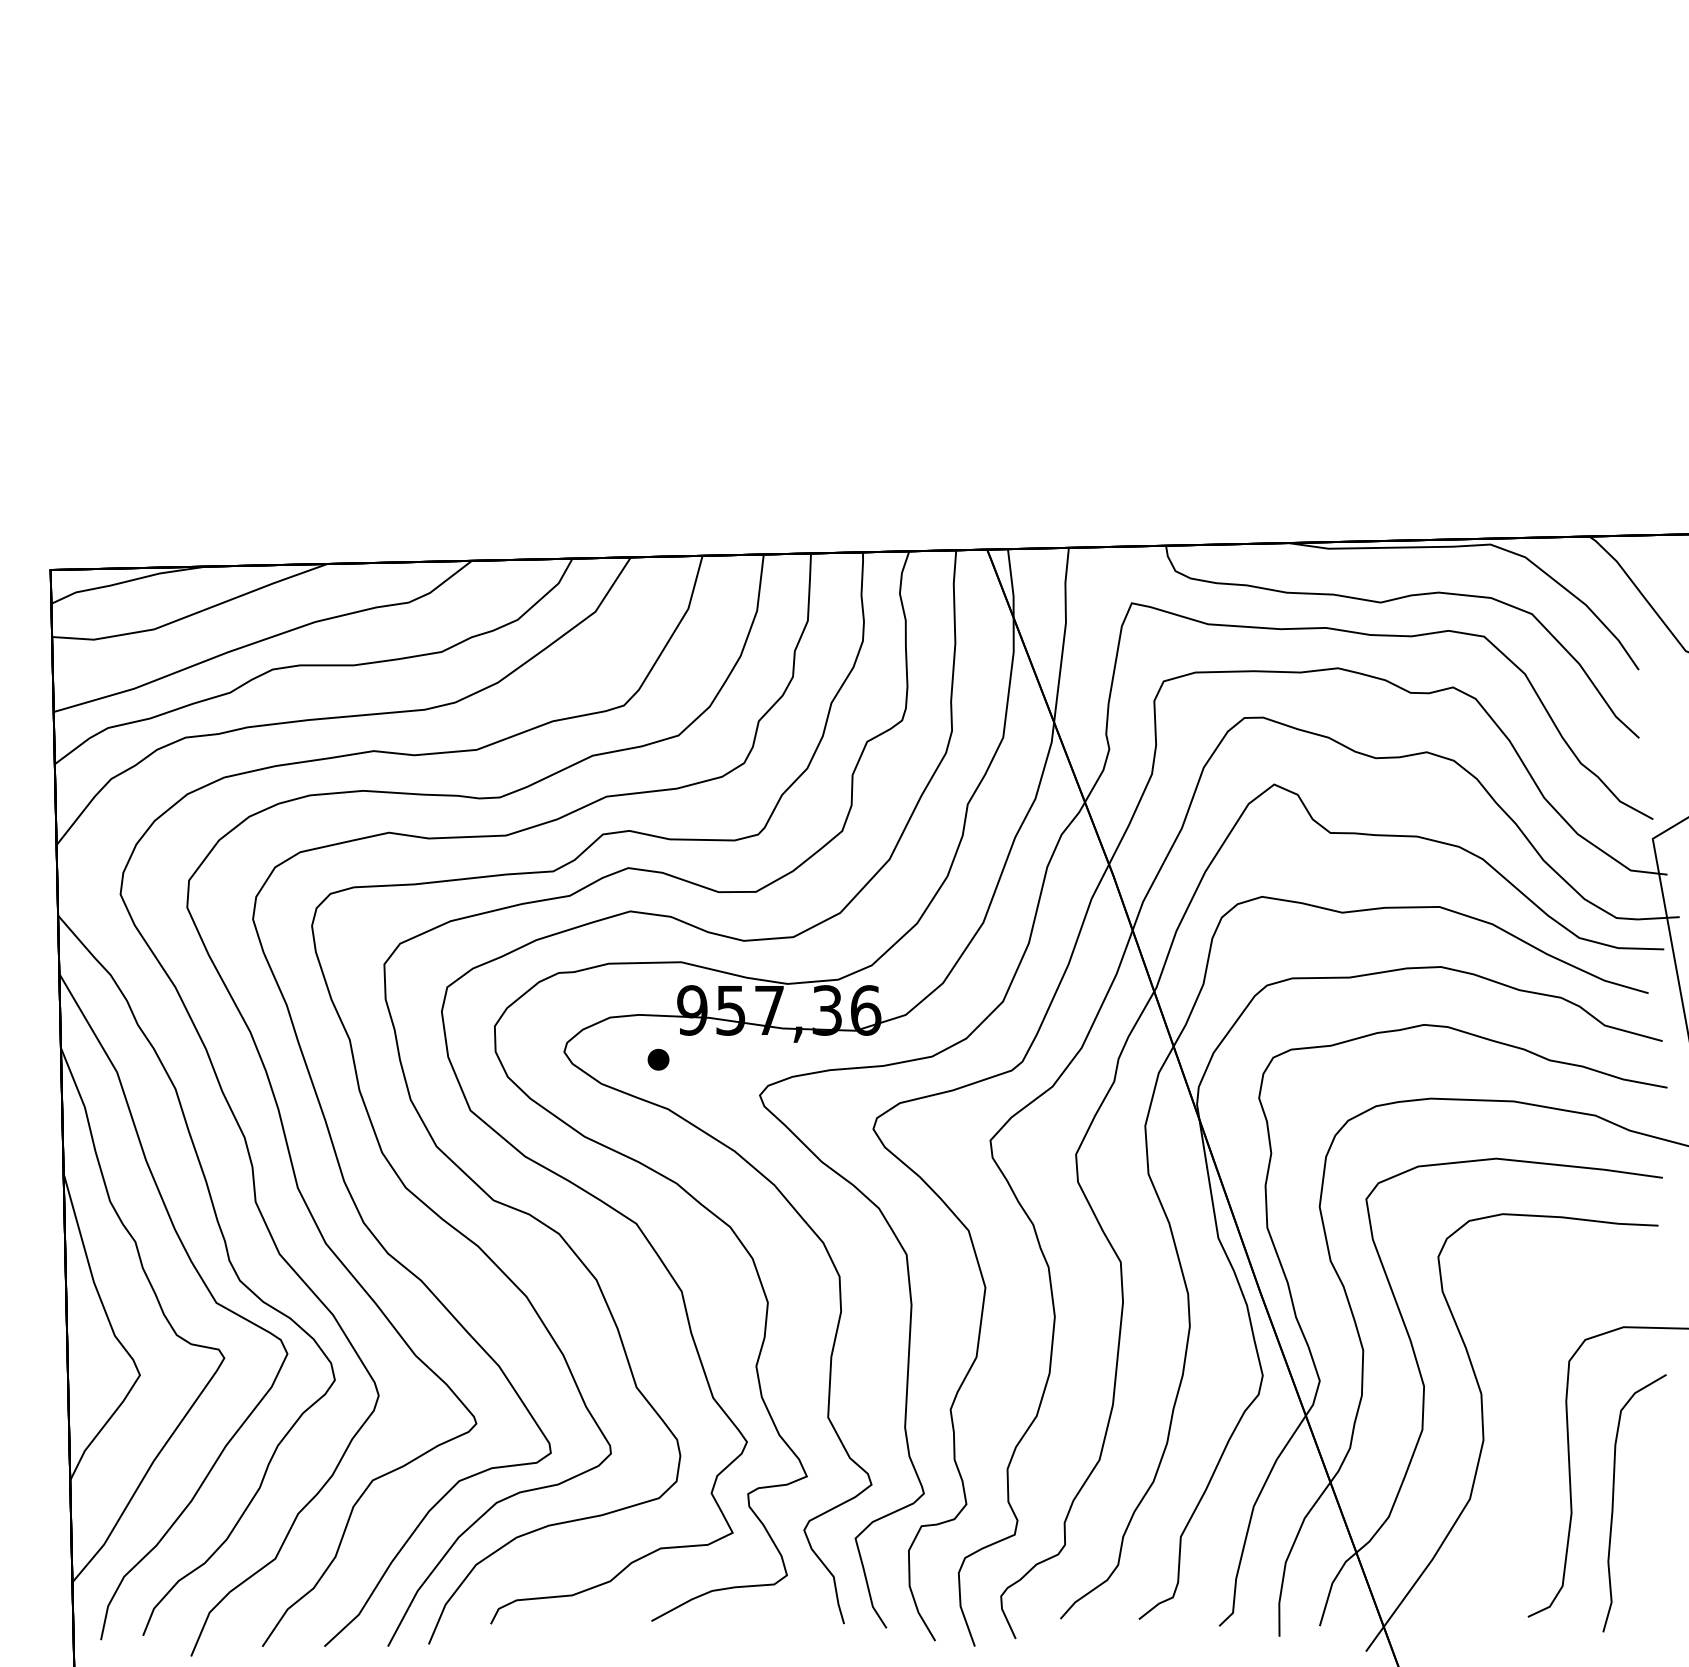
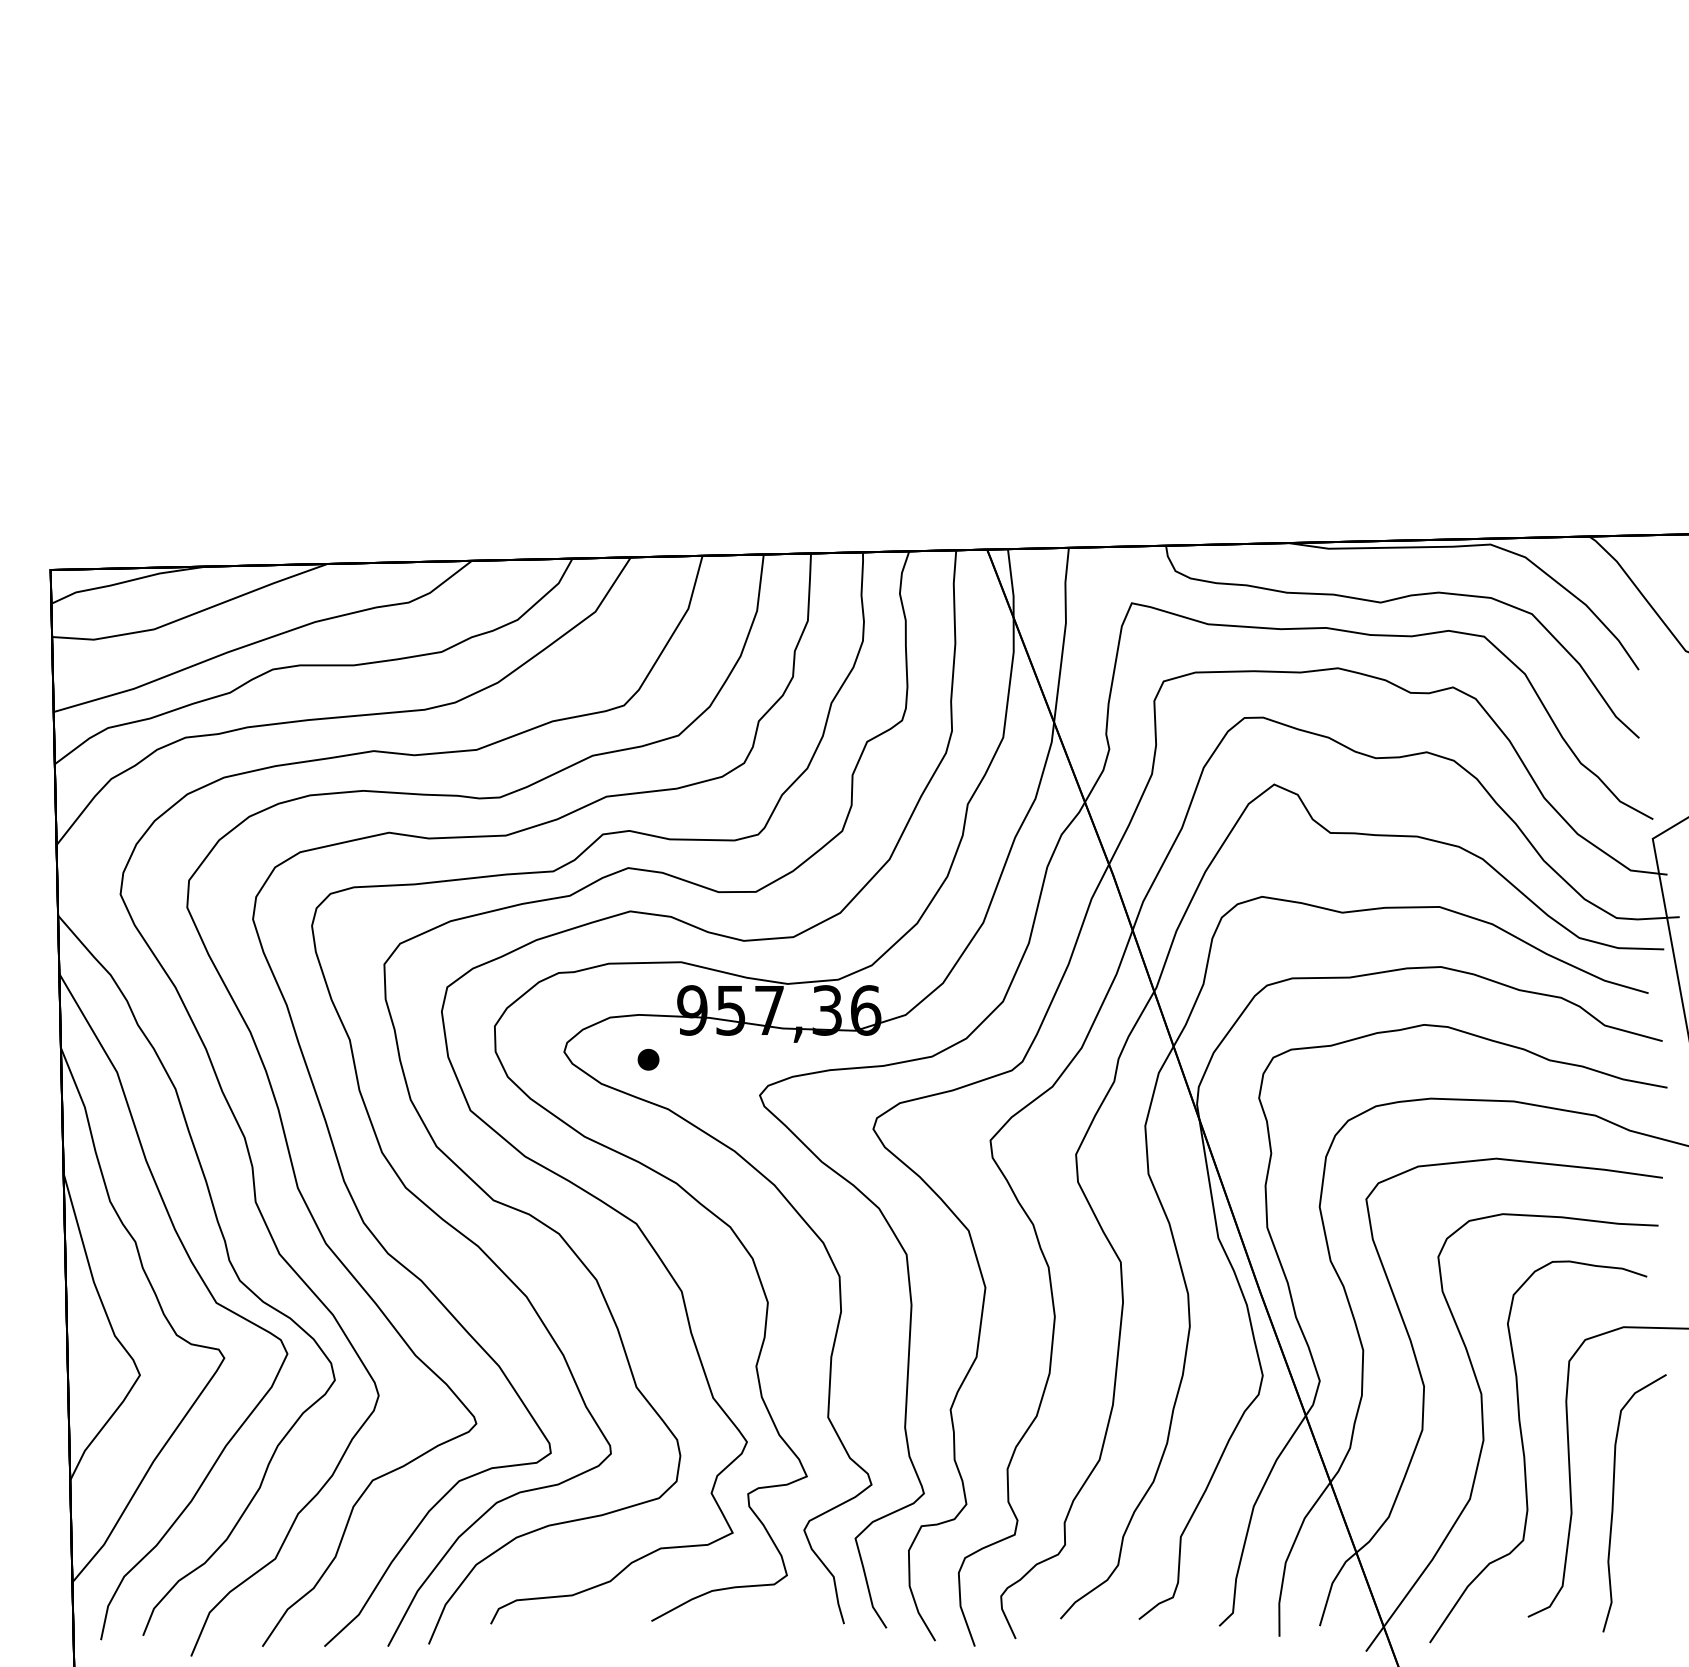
part position: (658, 1059) -> (648, 1059) (648, 1059)
curve: none -> present (1525, 1456)
